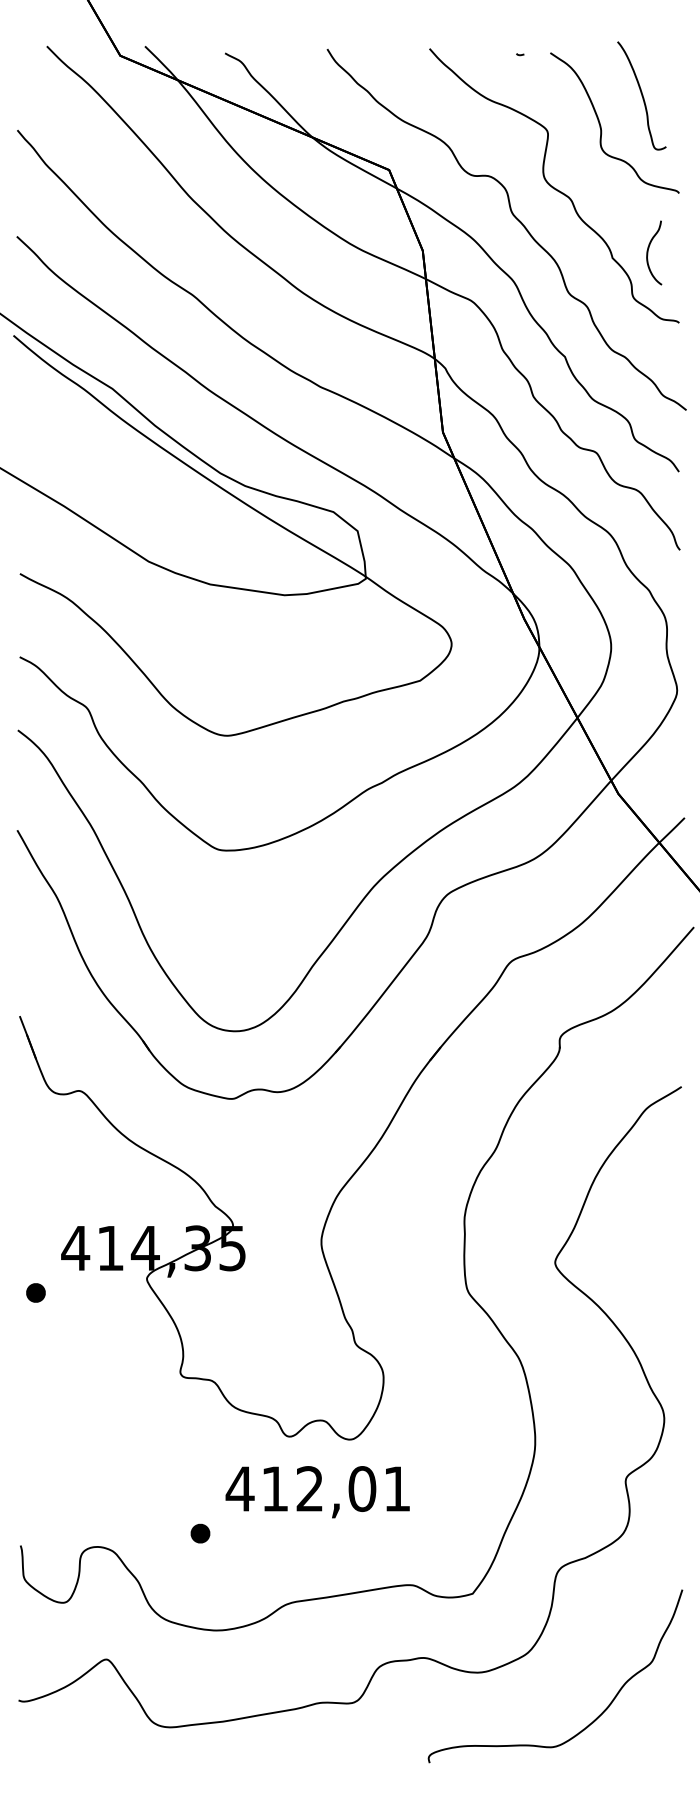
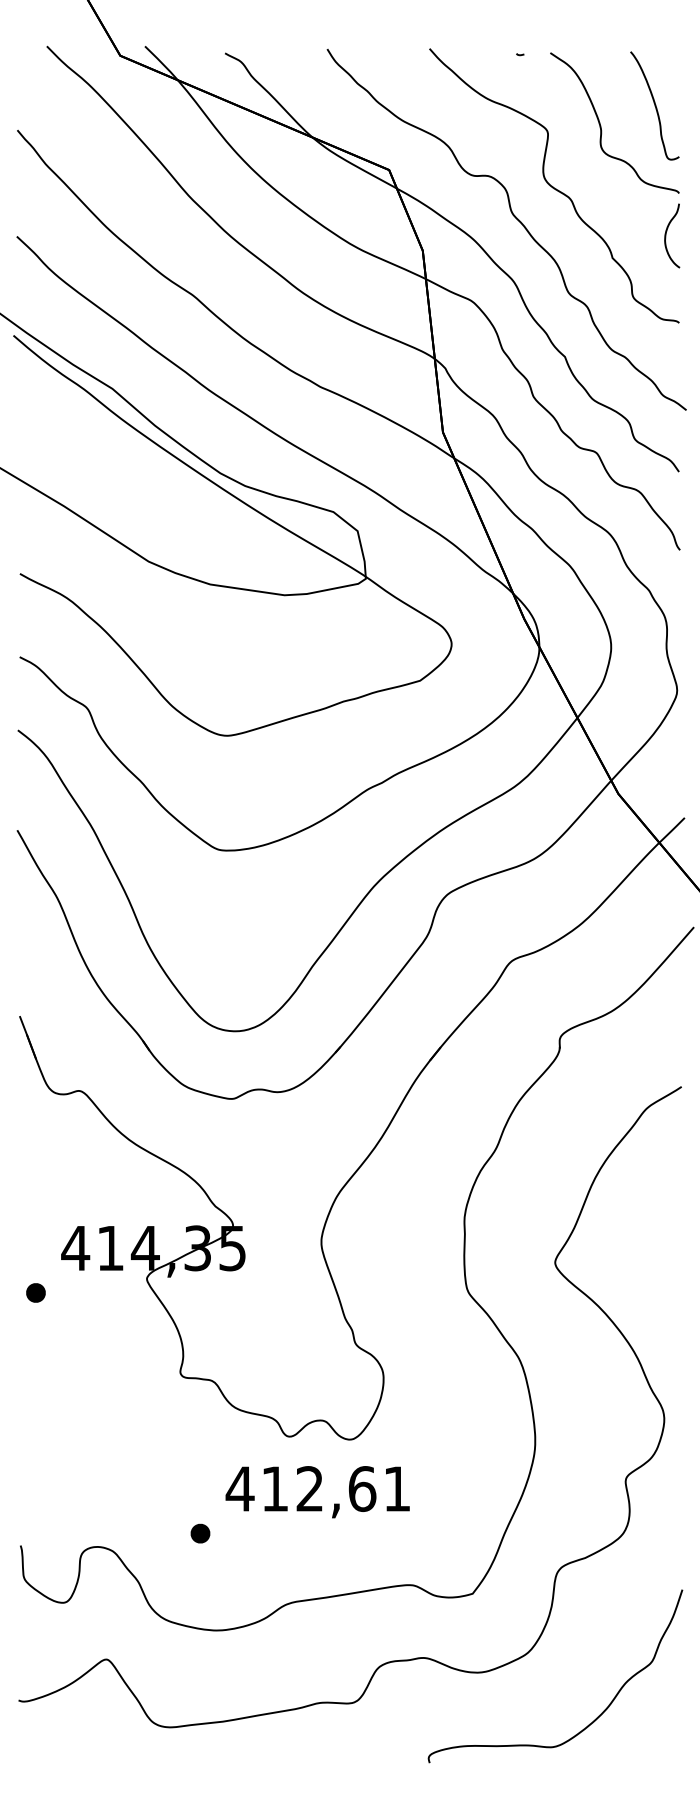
curve position: (641, 95) -> (654, 105) (654, 105)
curve position: (648, 252) -> (666, 235) (666, 235)
text: 412,01 -> 412,61 (362, 1488)
